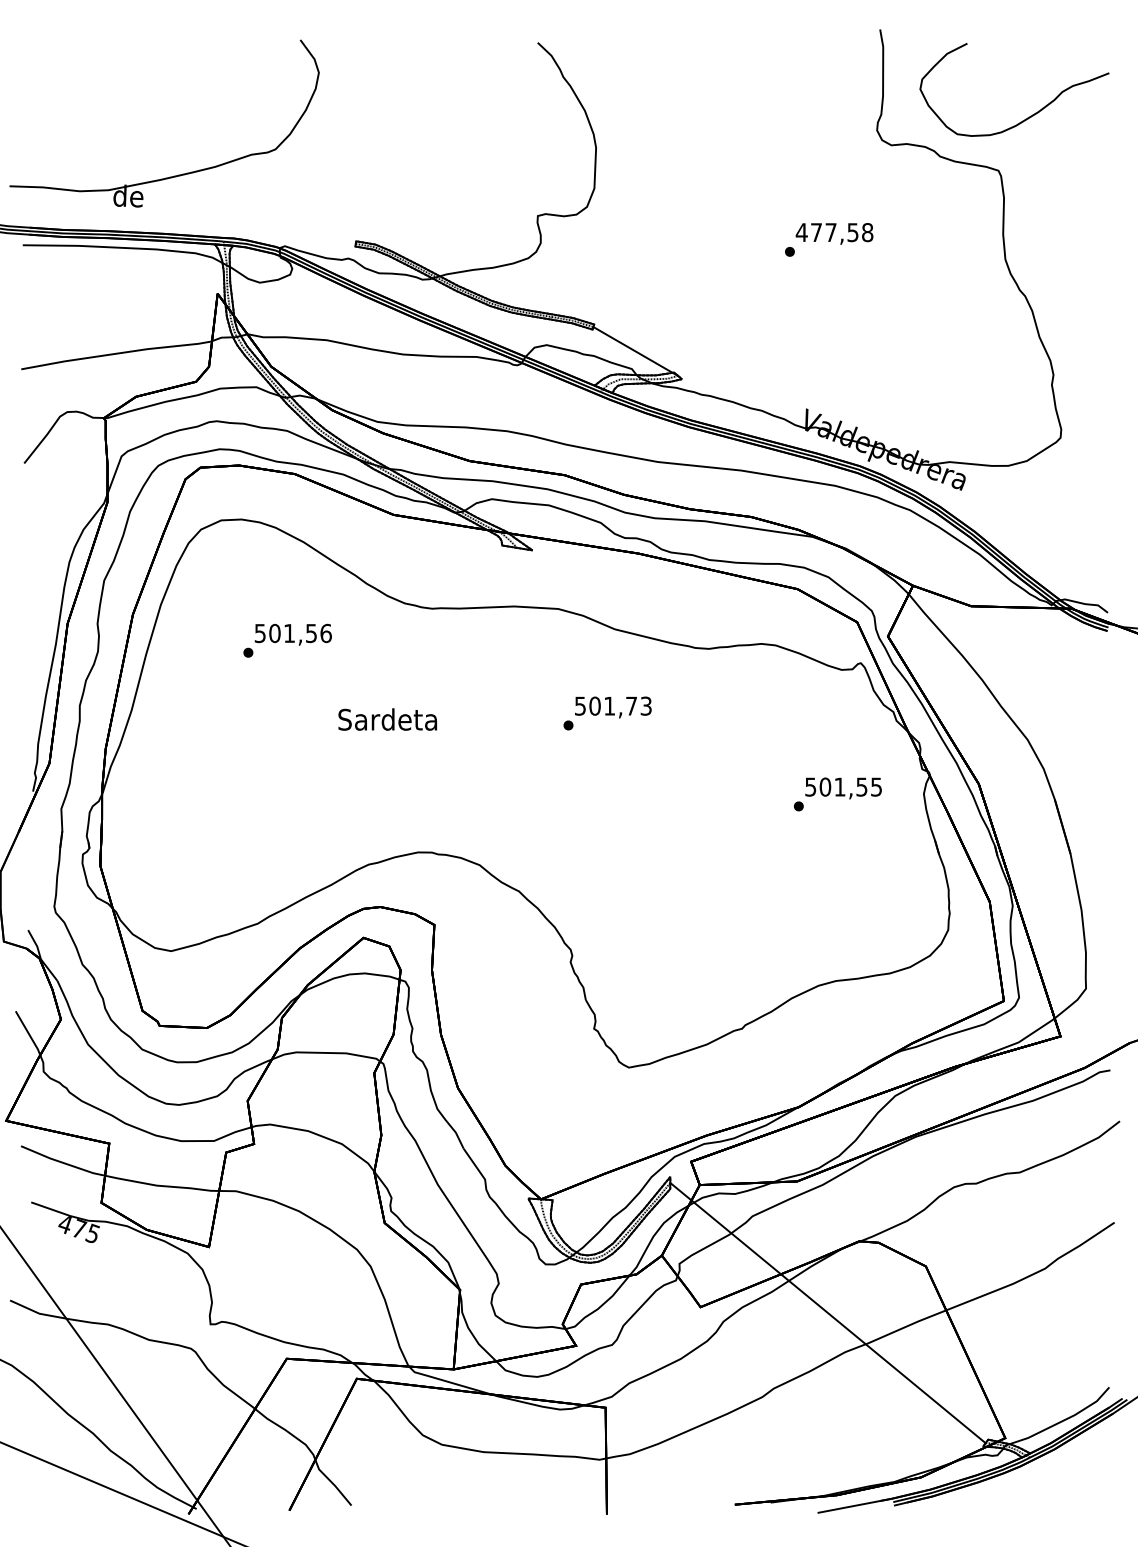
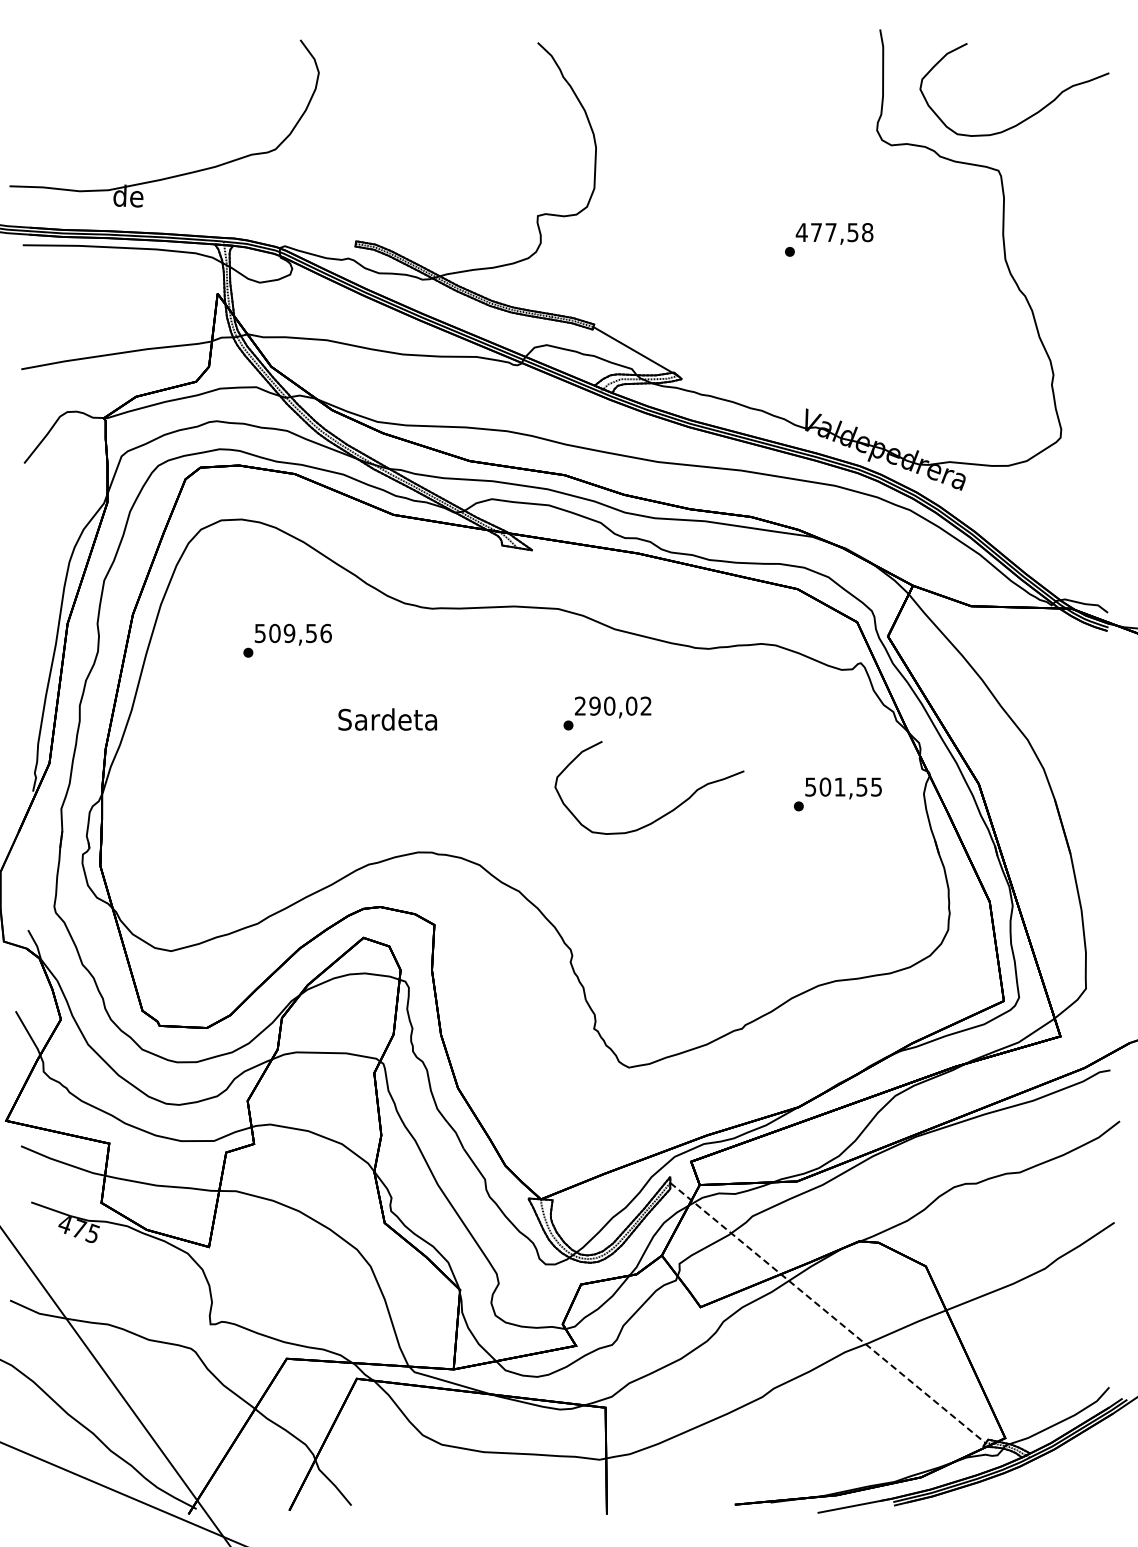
text: 501,56 -> 509,56 (289, 633)
text: 501,73 -> 290,02 (613, 705)
curve: none -> present (665, 813)
line: solid -> dashed (828, 1313)
